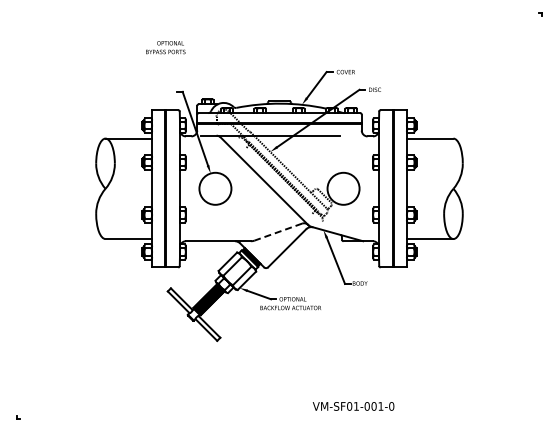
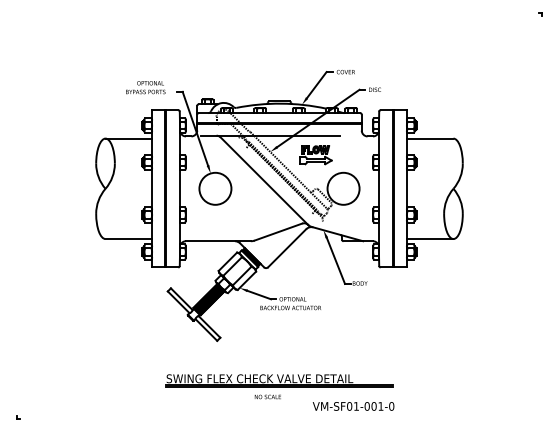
text position: (165, 47) -> (145, 87) (145, 87)
part: none -> present (315, 155)
line: dashed -> solid (277, 232)
part: none -> present (279, 386)
